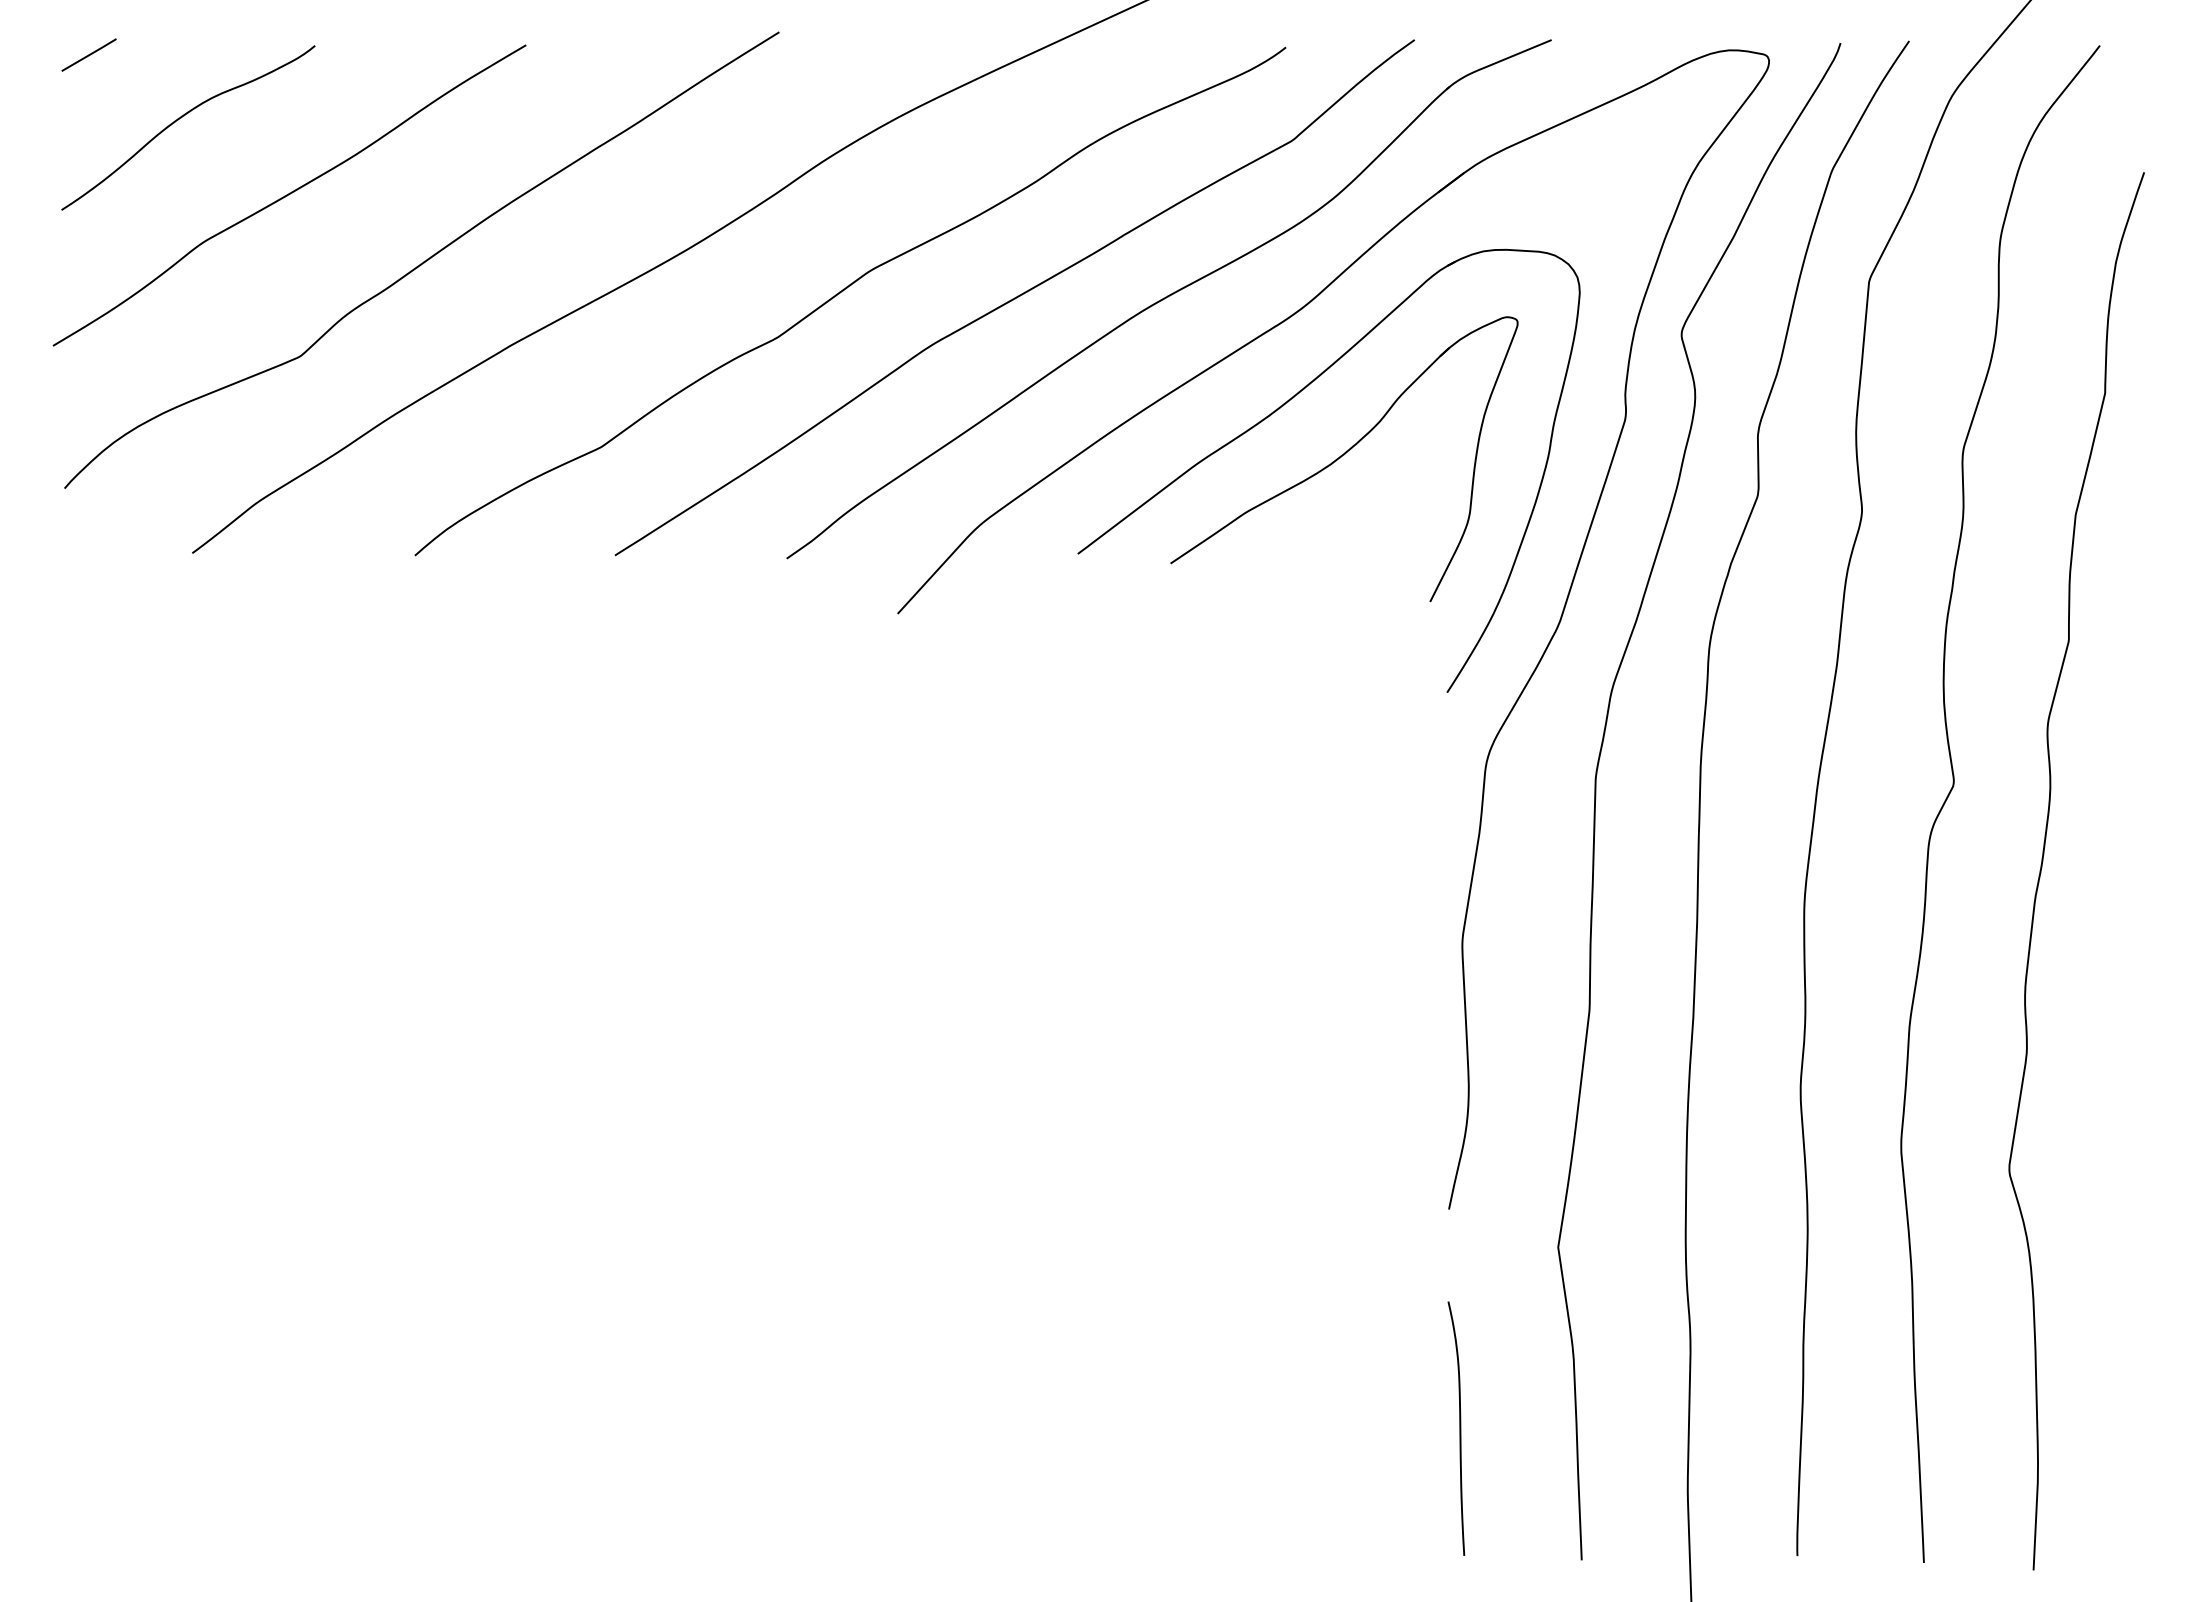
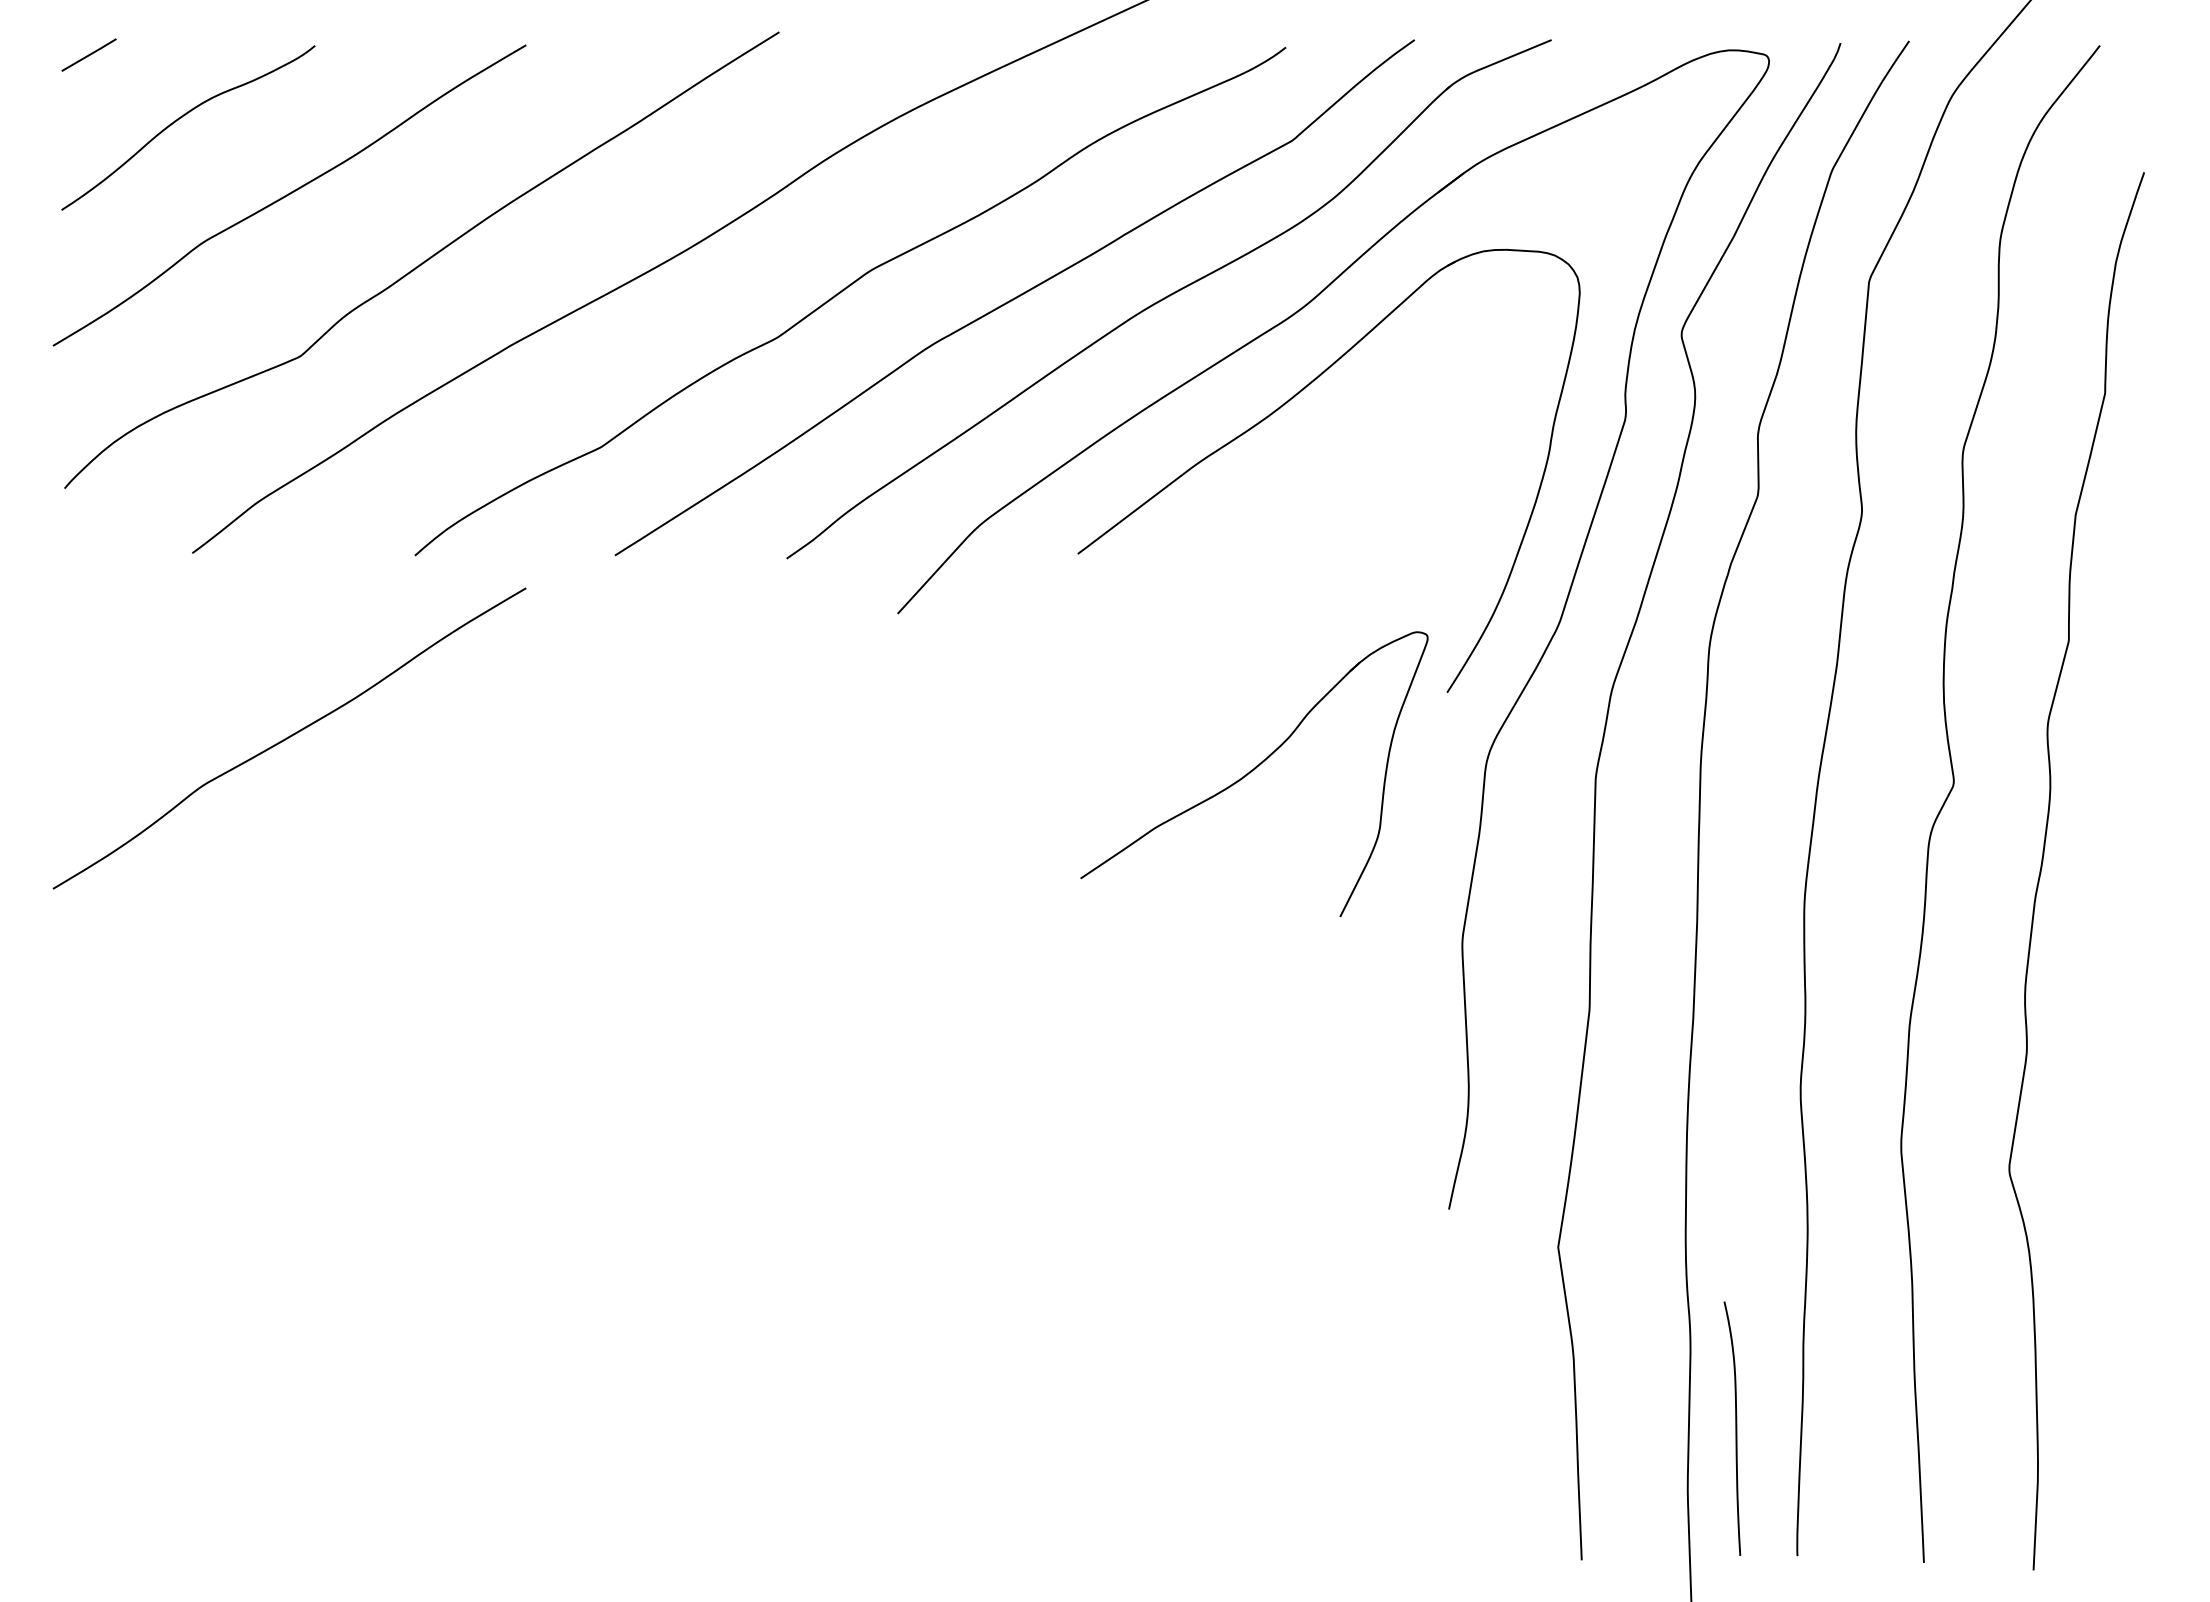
part position: (1344, 459) -> (1254, 774) (1254, 774)
curve: none -> present (289, 738)
curve position: (1459, 1428) -> (1735, 1428) (1735, 1428)
